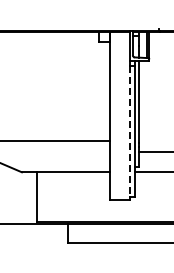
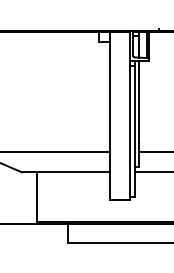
line: dashed -> solid (129, 131)
line position: (56, 141) -> (56, 152) (56, 152)
